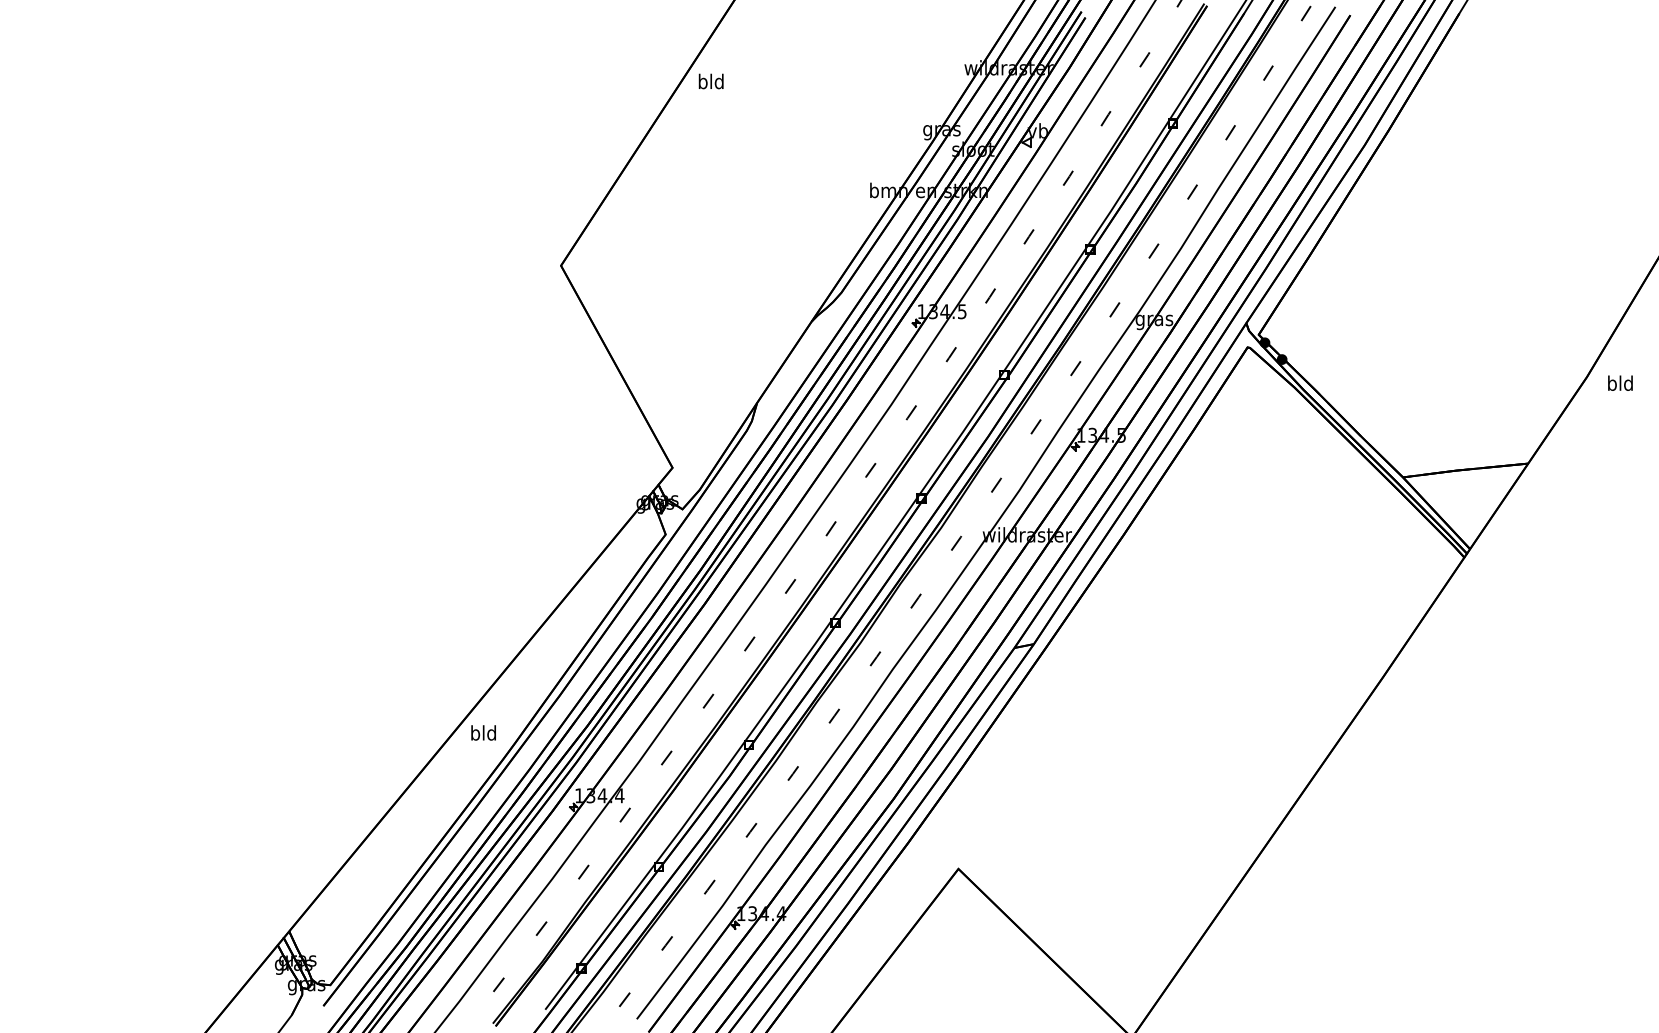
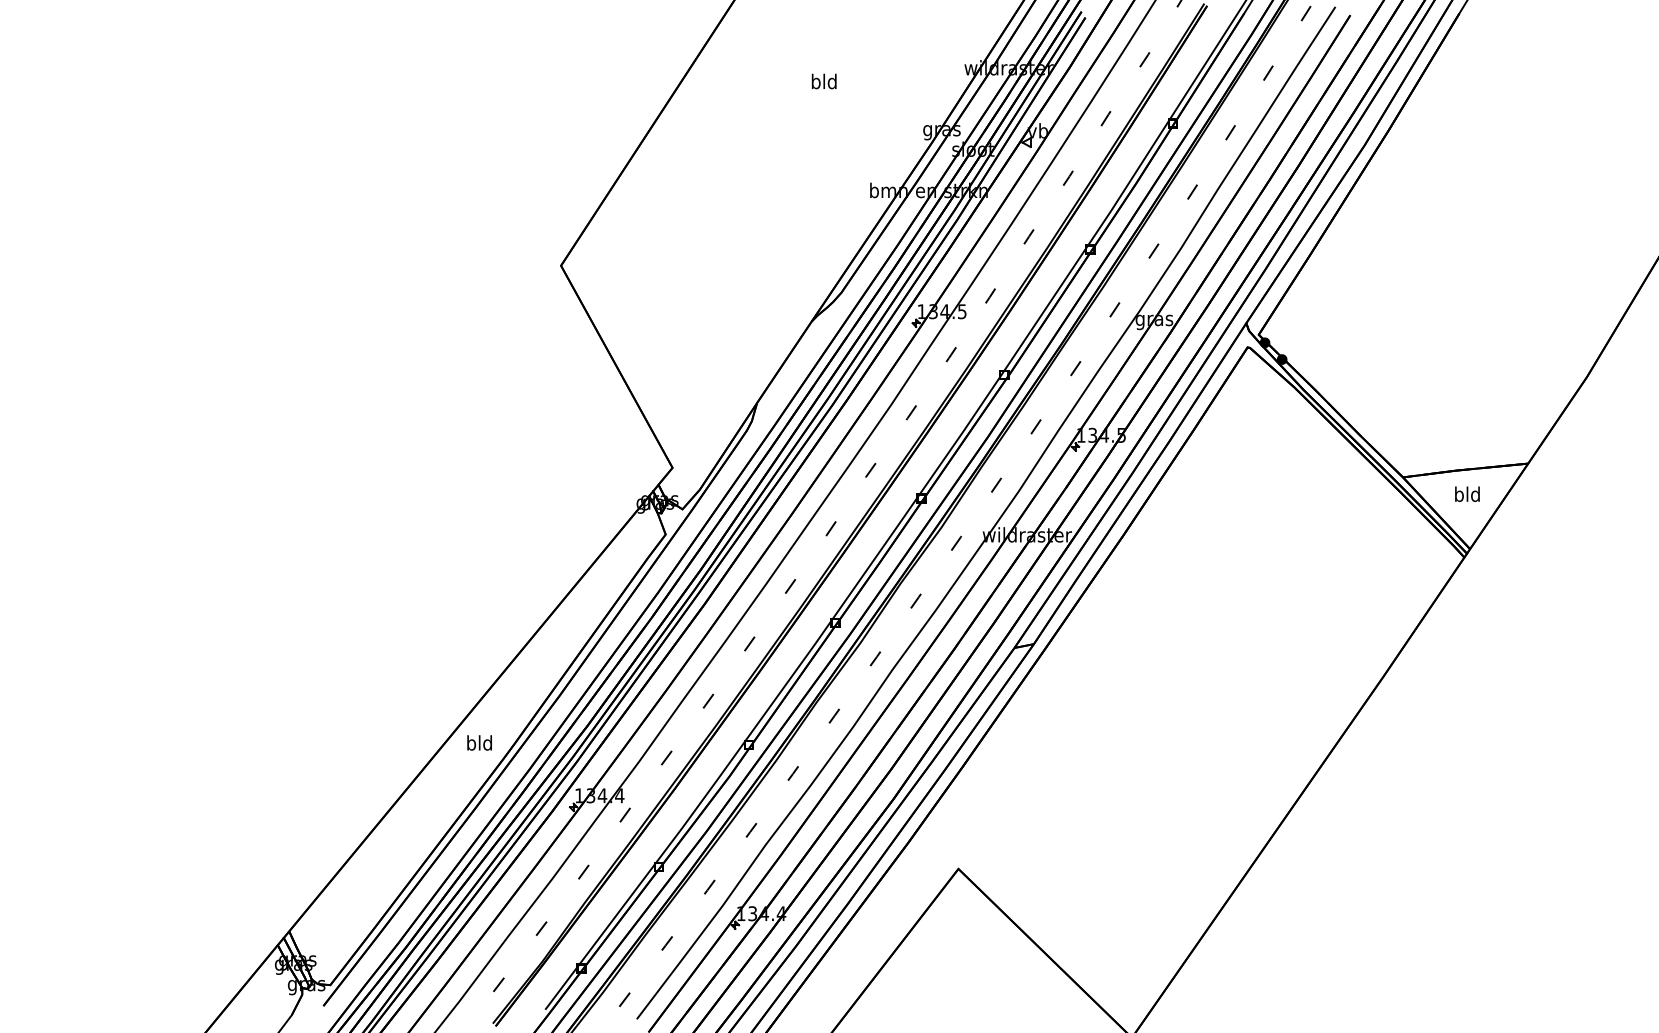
text position: (710, 81) -> (823, 81) (823, 81)
text position: (1620, 382) -> (1467, 493) (1467, 493)
text position: (483, 732) -> (479, 742) (479, 742)
